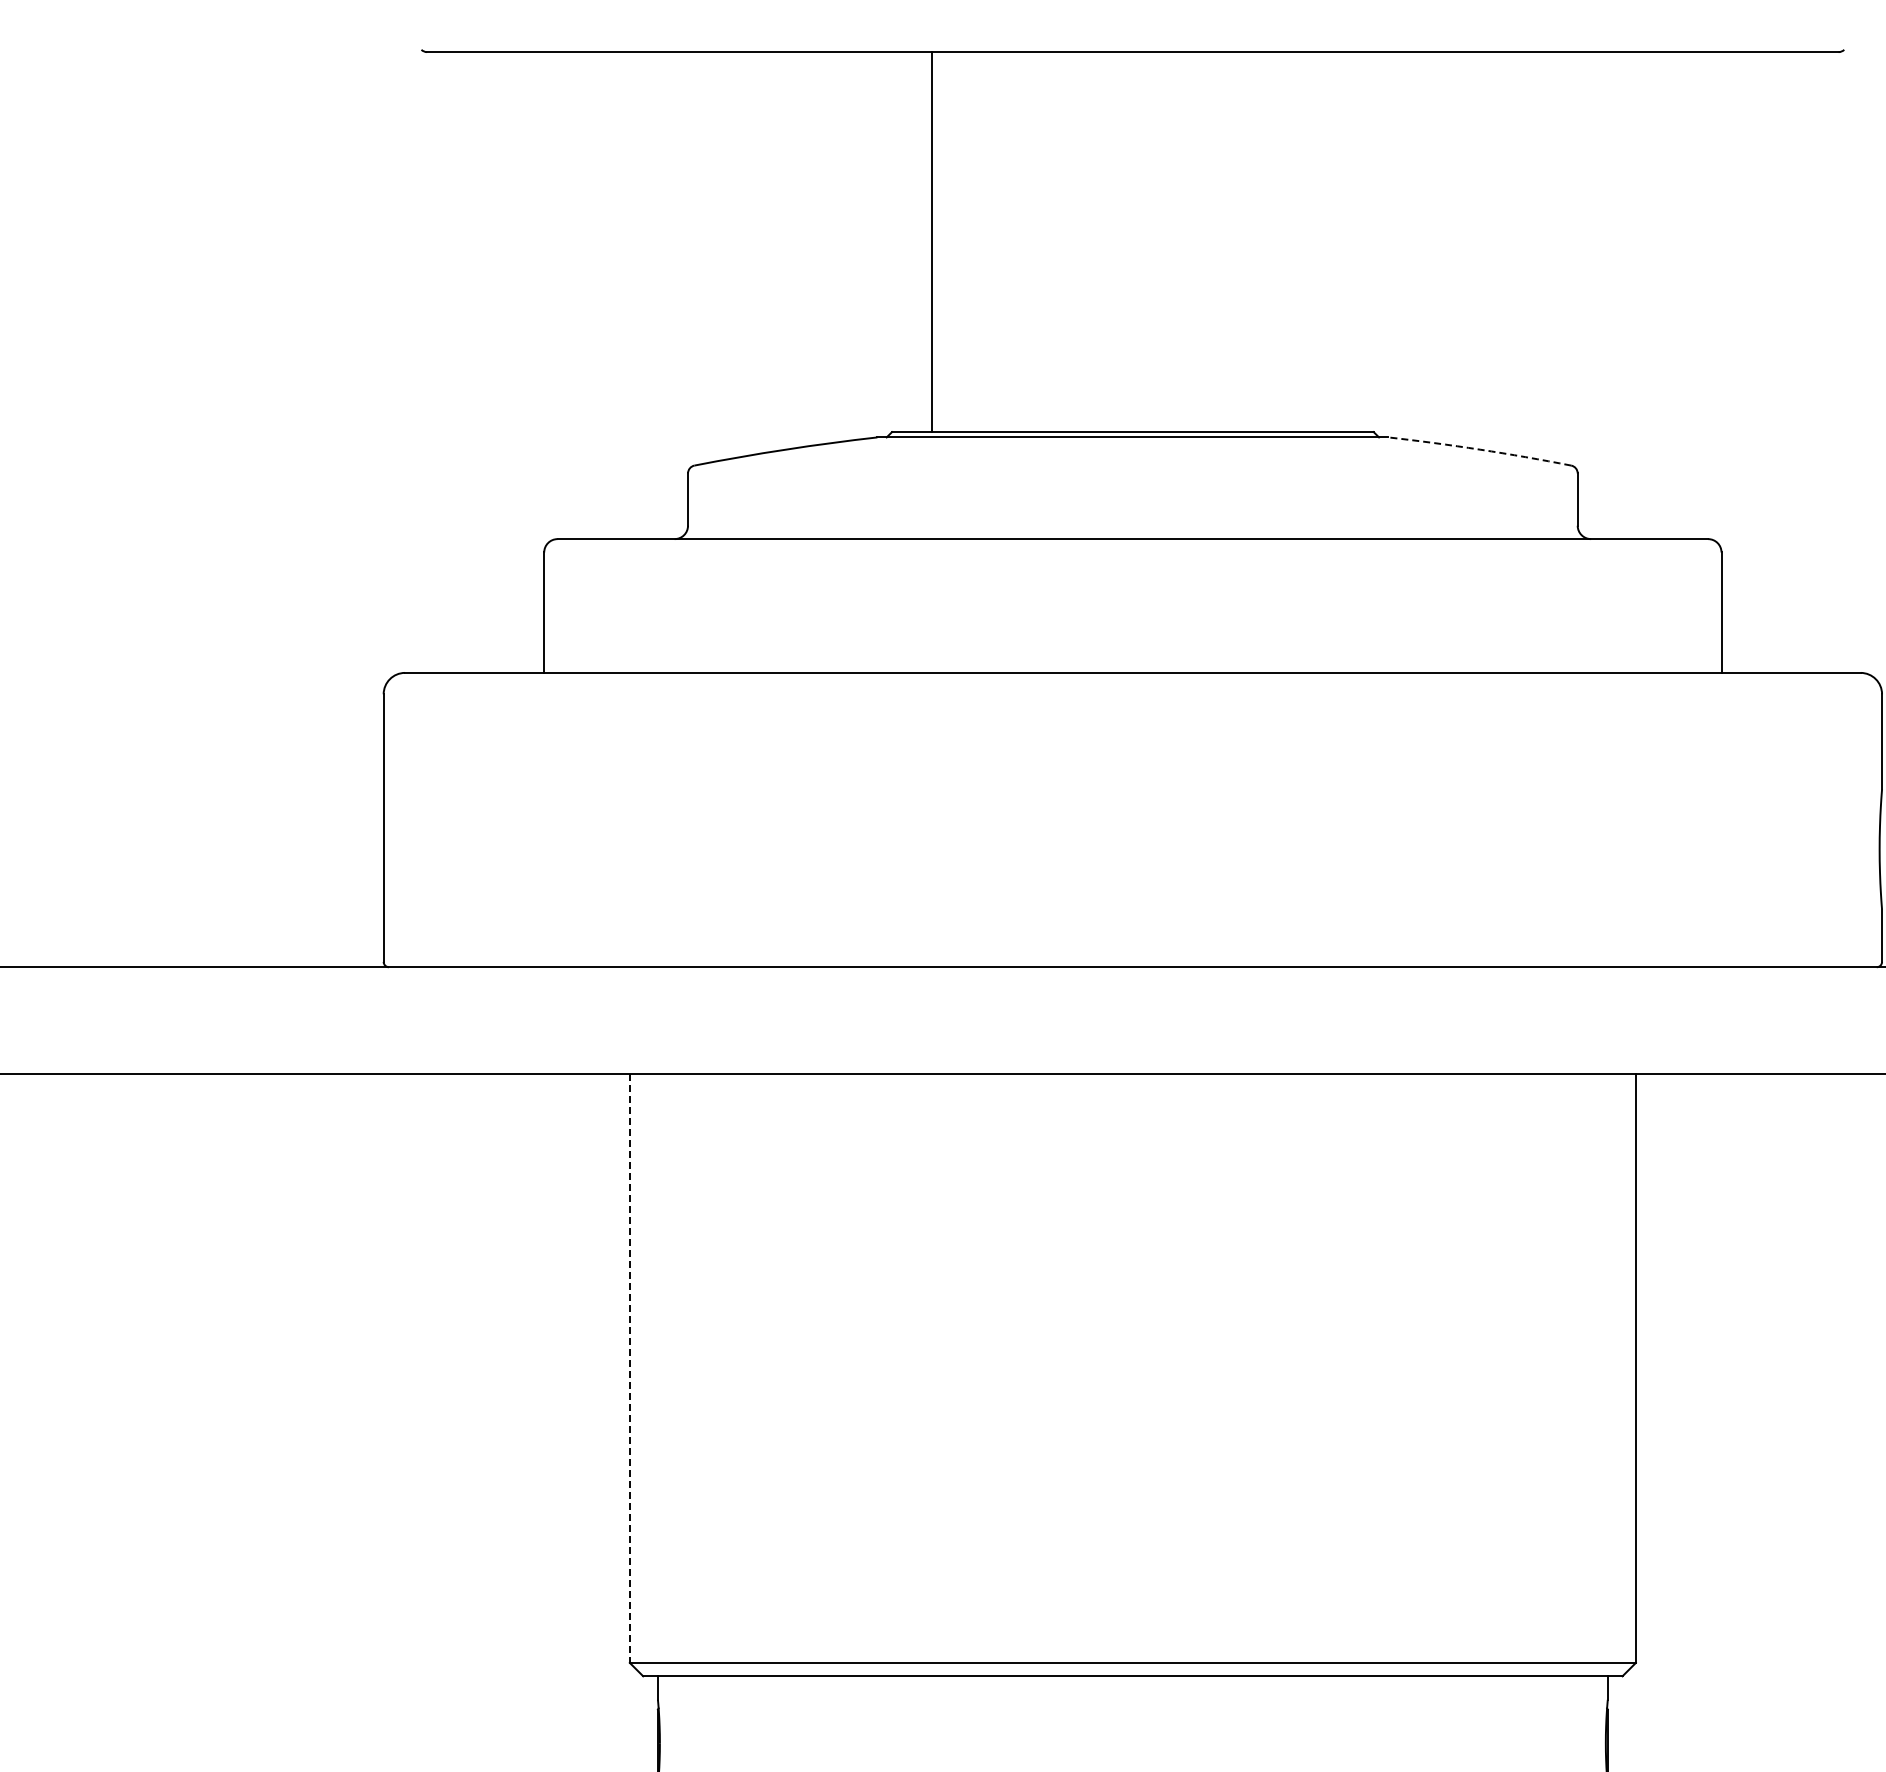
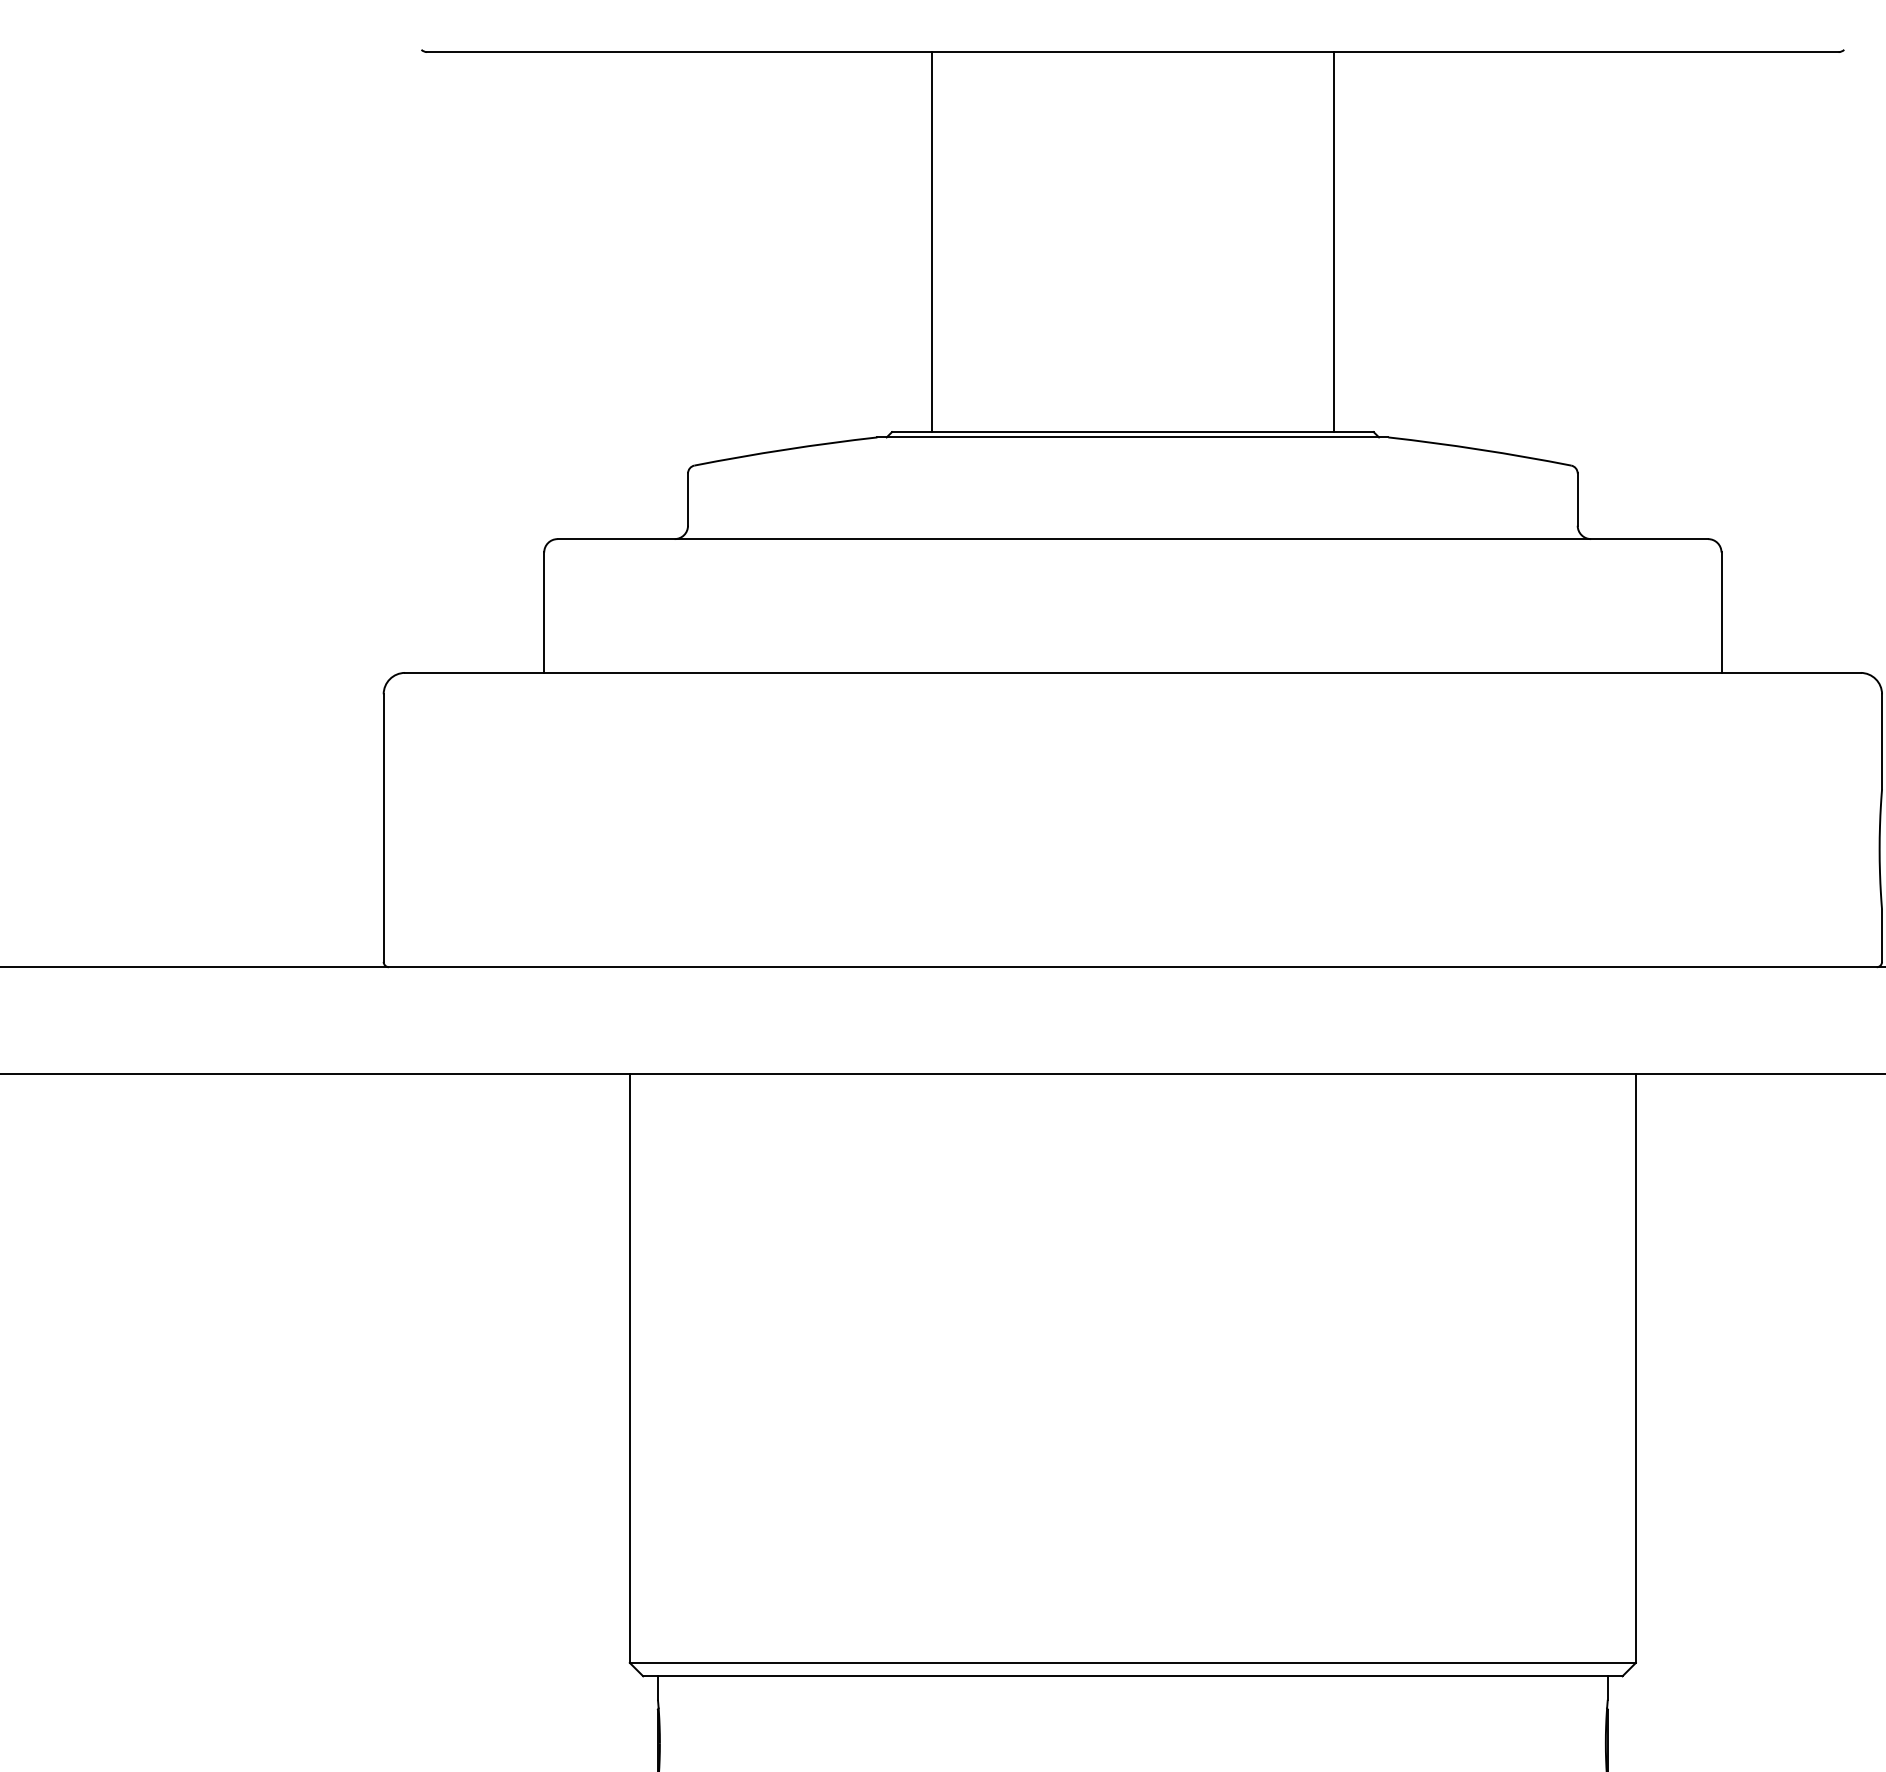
line: none -> present (1333, 242)
arc: dashed -> solid (1480, 449)
line: dashed -> solid (629, 1369)
